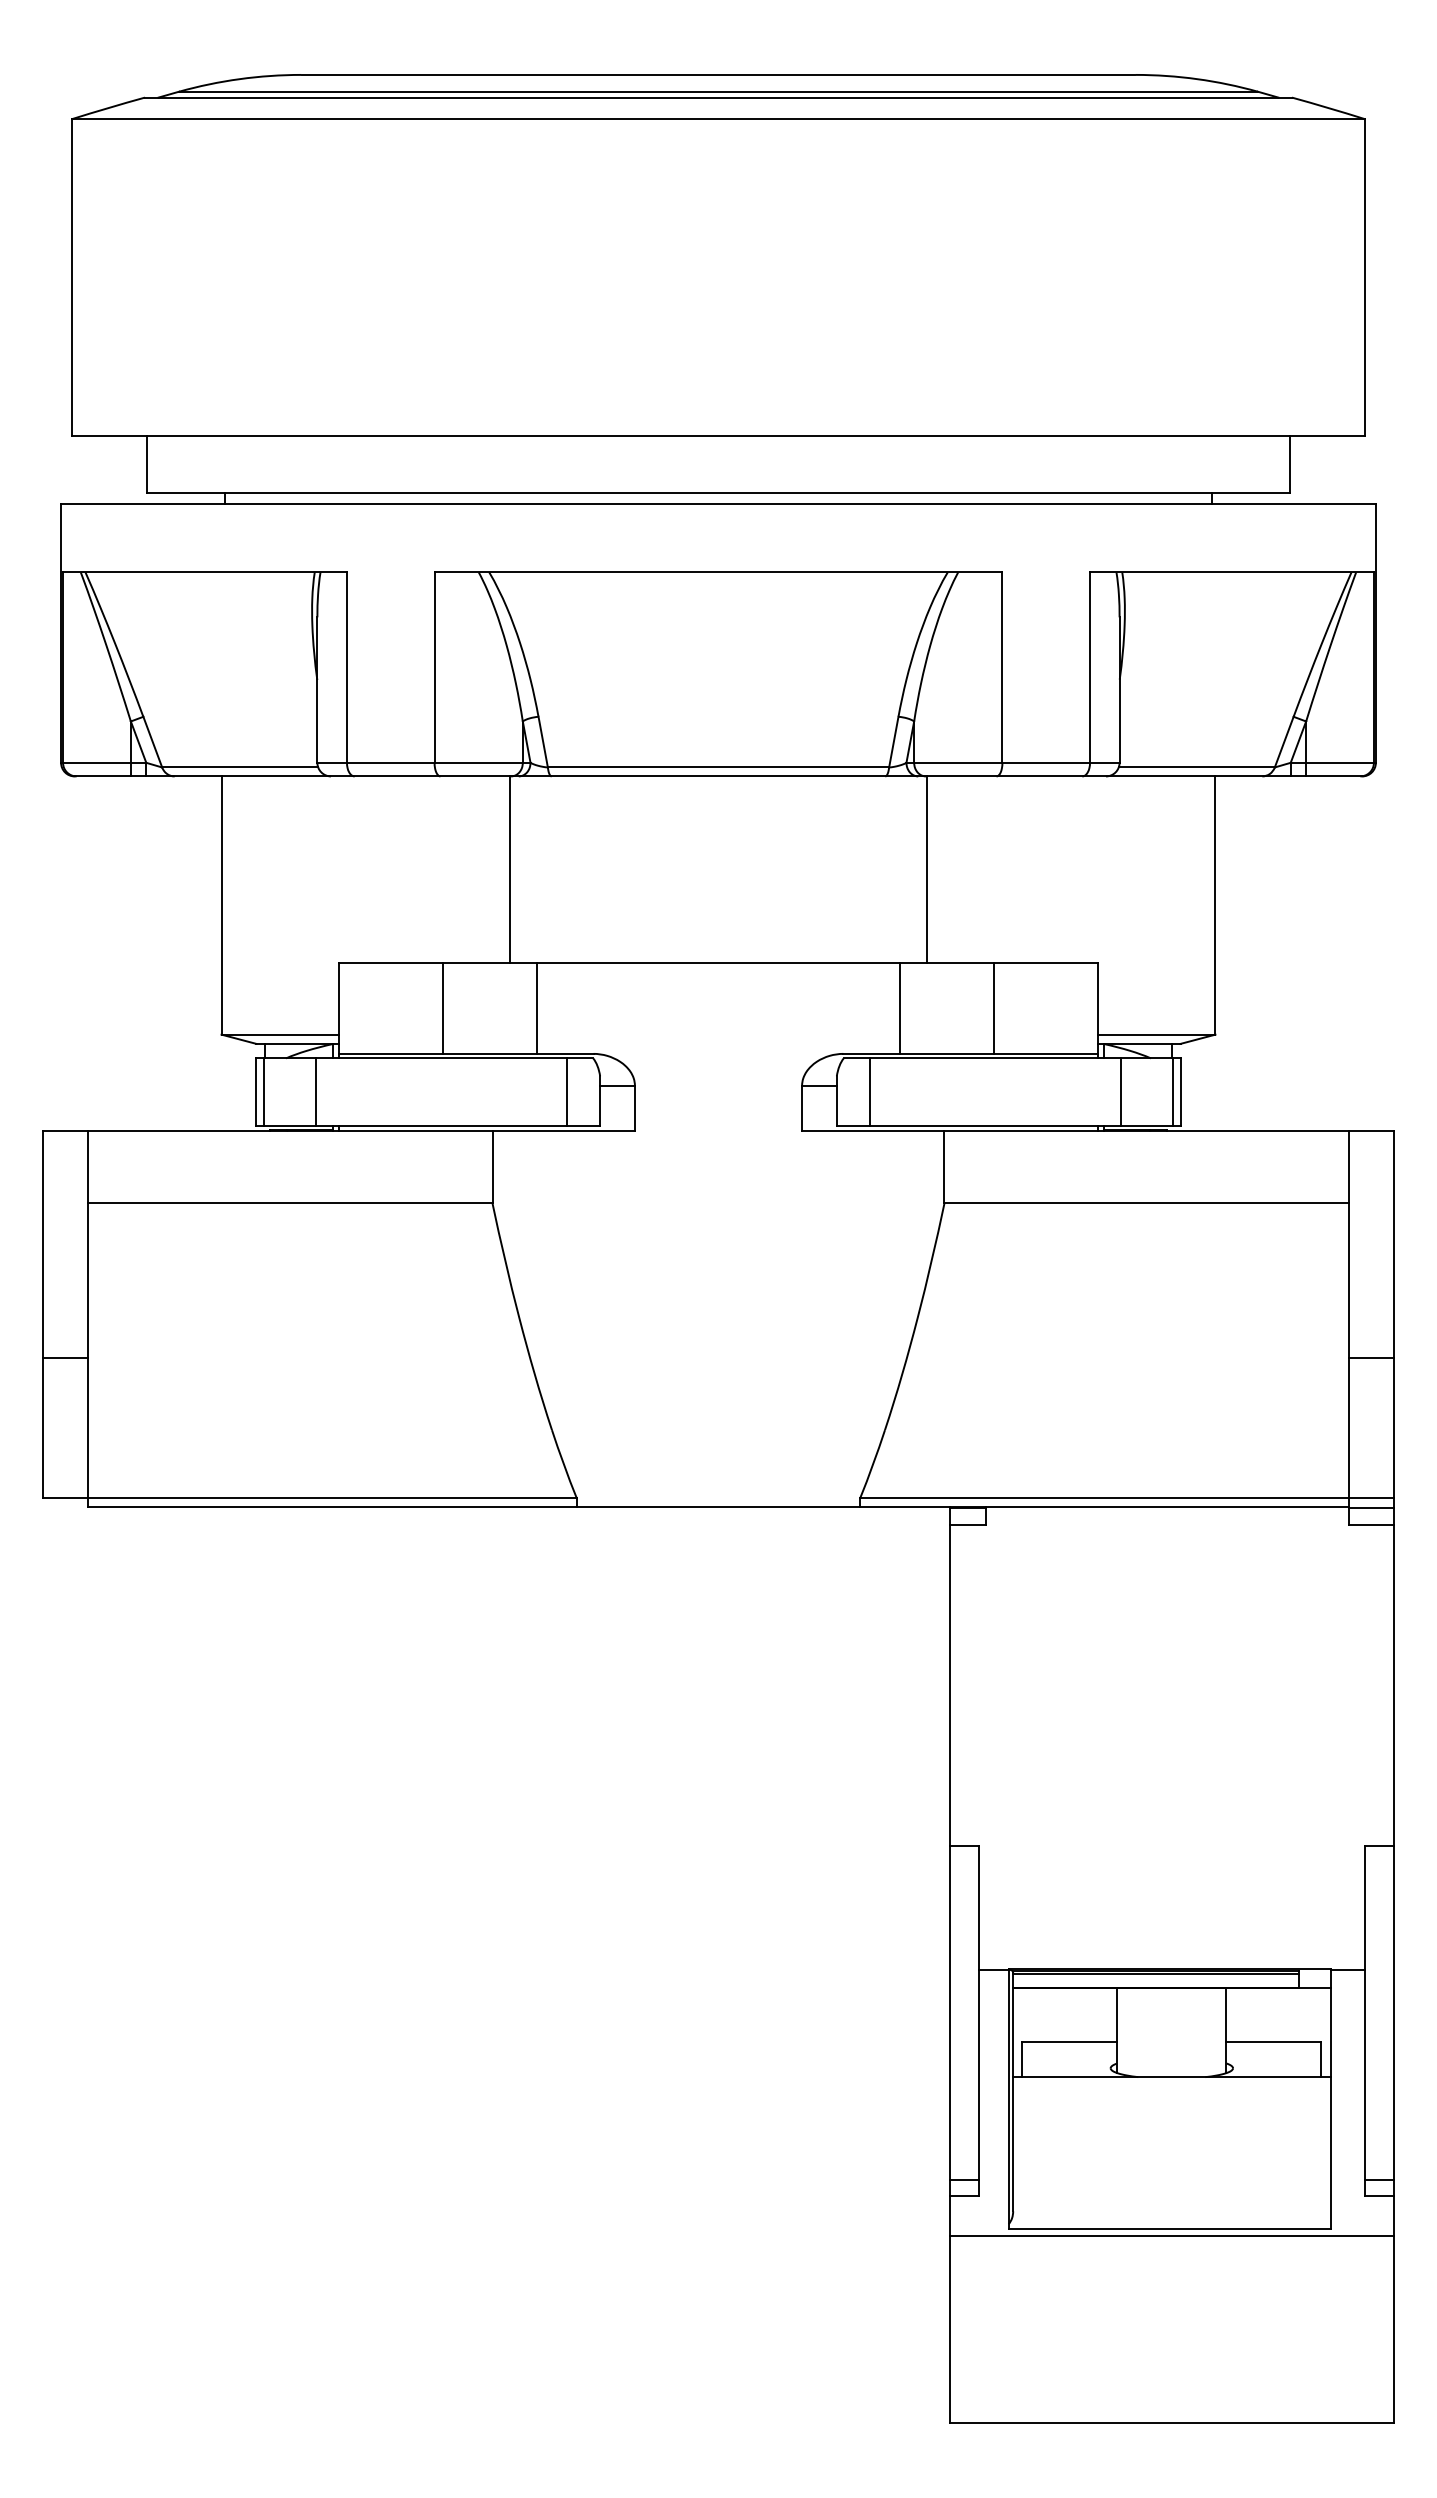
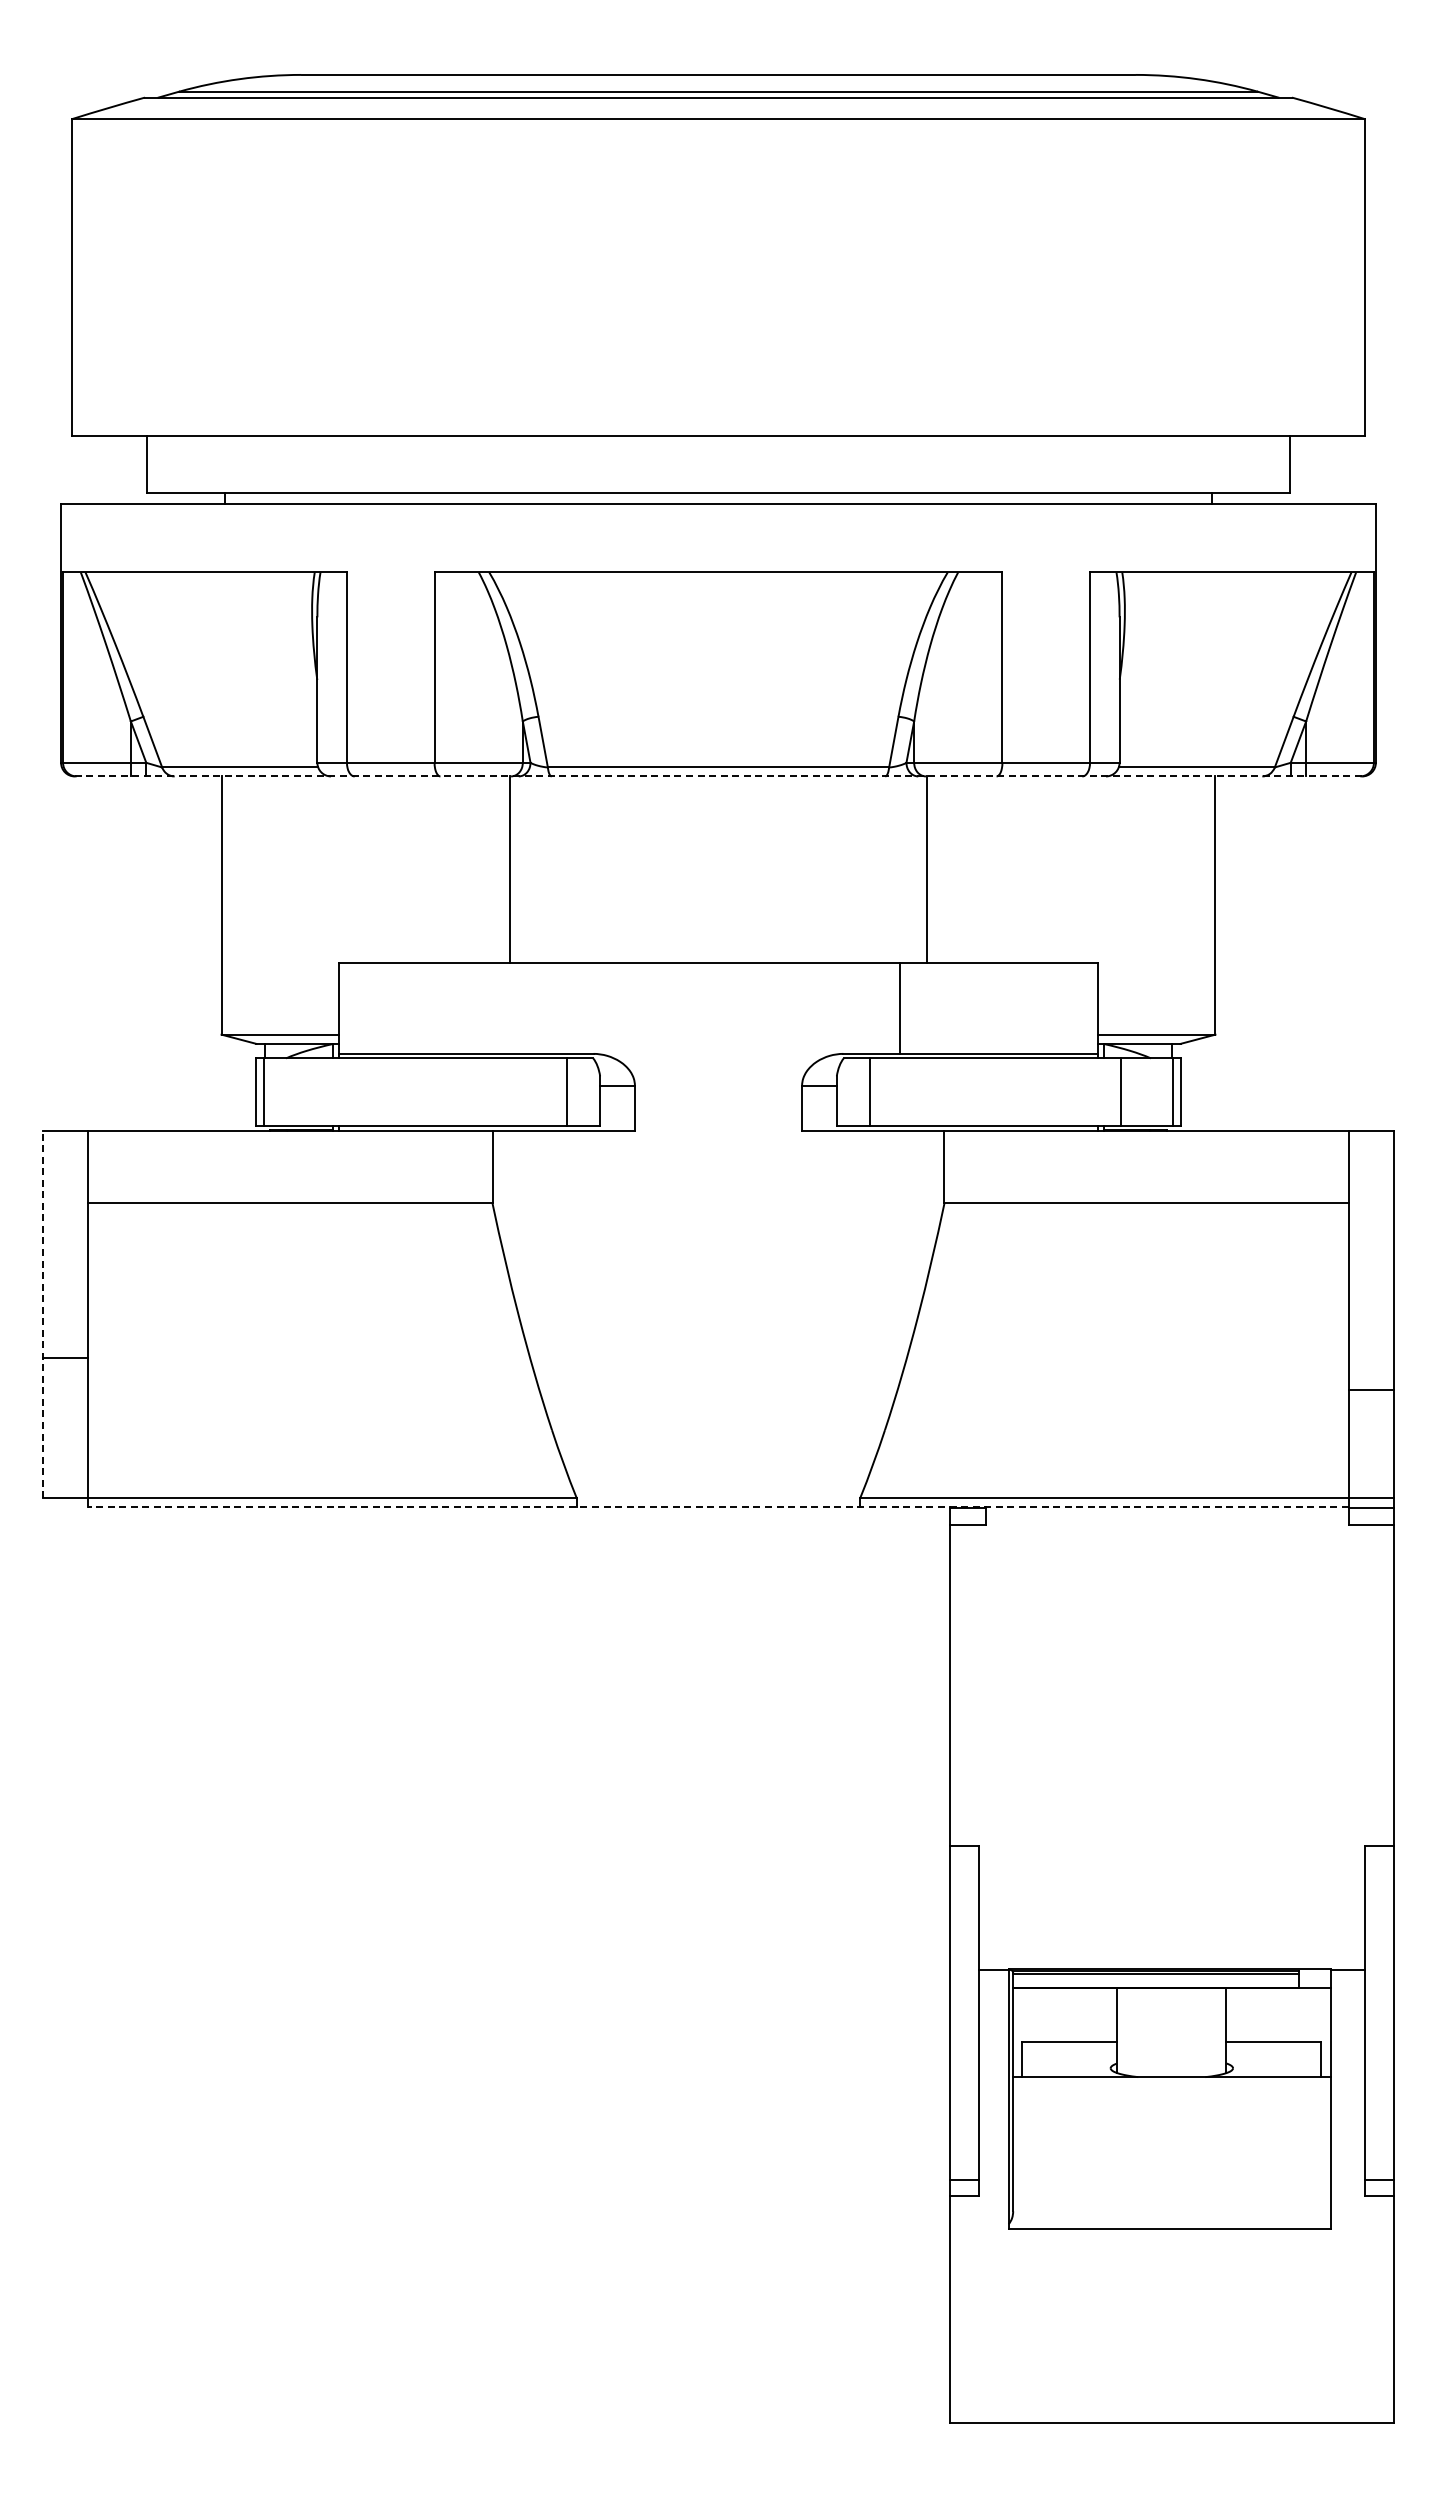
line: solid -> dashed (718, 776)
line: present -> none (443, 1008)
line: present -> none (537, 1008)
line: present -> none (993, 1008)
line: present -> none (315, 1092)
line: solid -> dashed (42, 1314)
line position: (1371, 1357) -> (1371, 1389) (1371, 1389)
line: solid -> dashed (717, 1507)
line: present -> none (1171, 2236)
